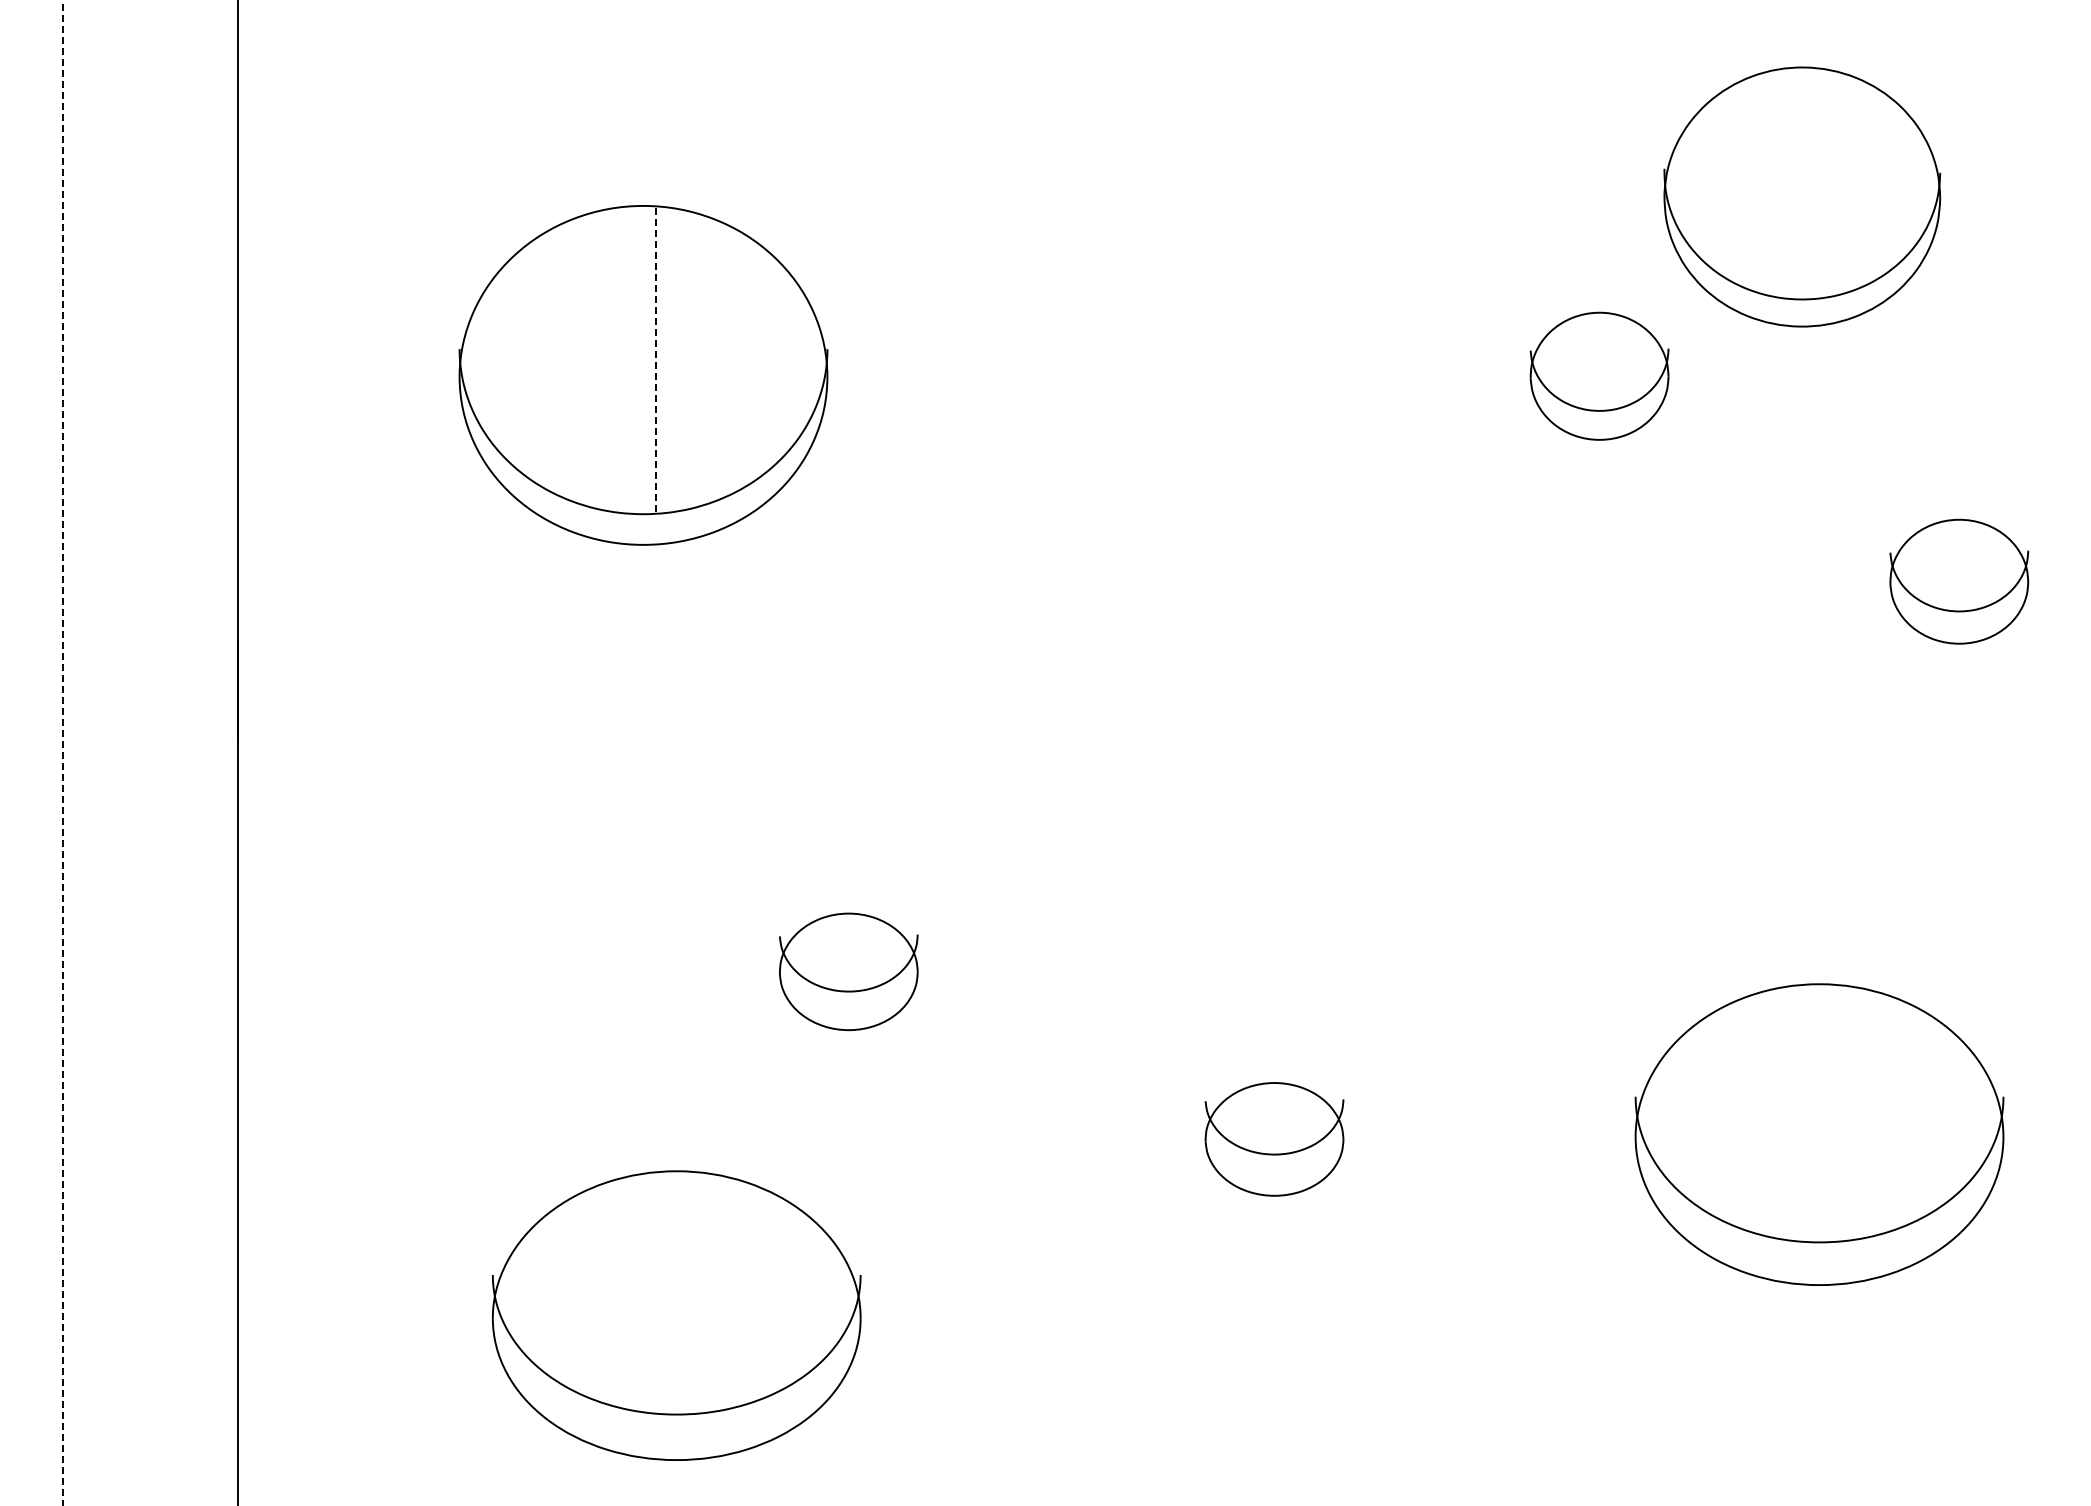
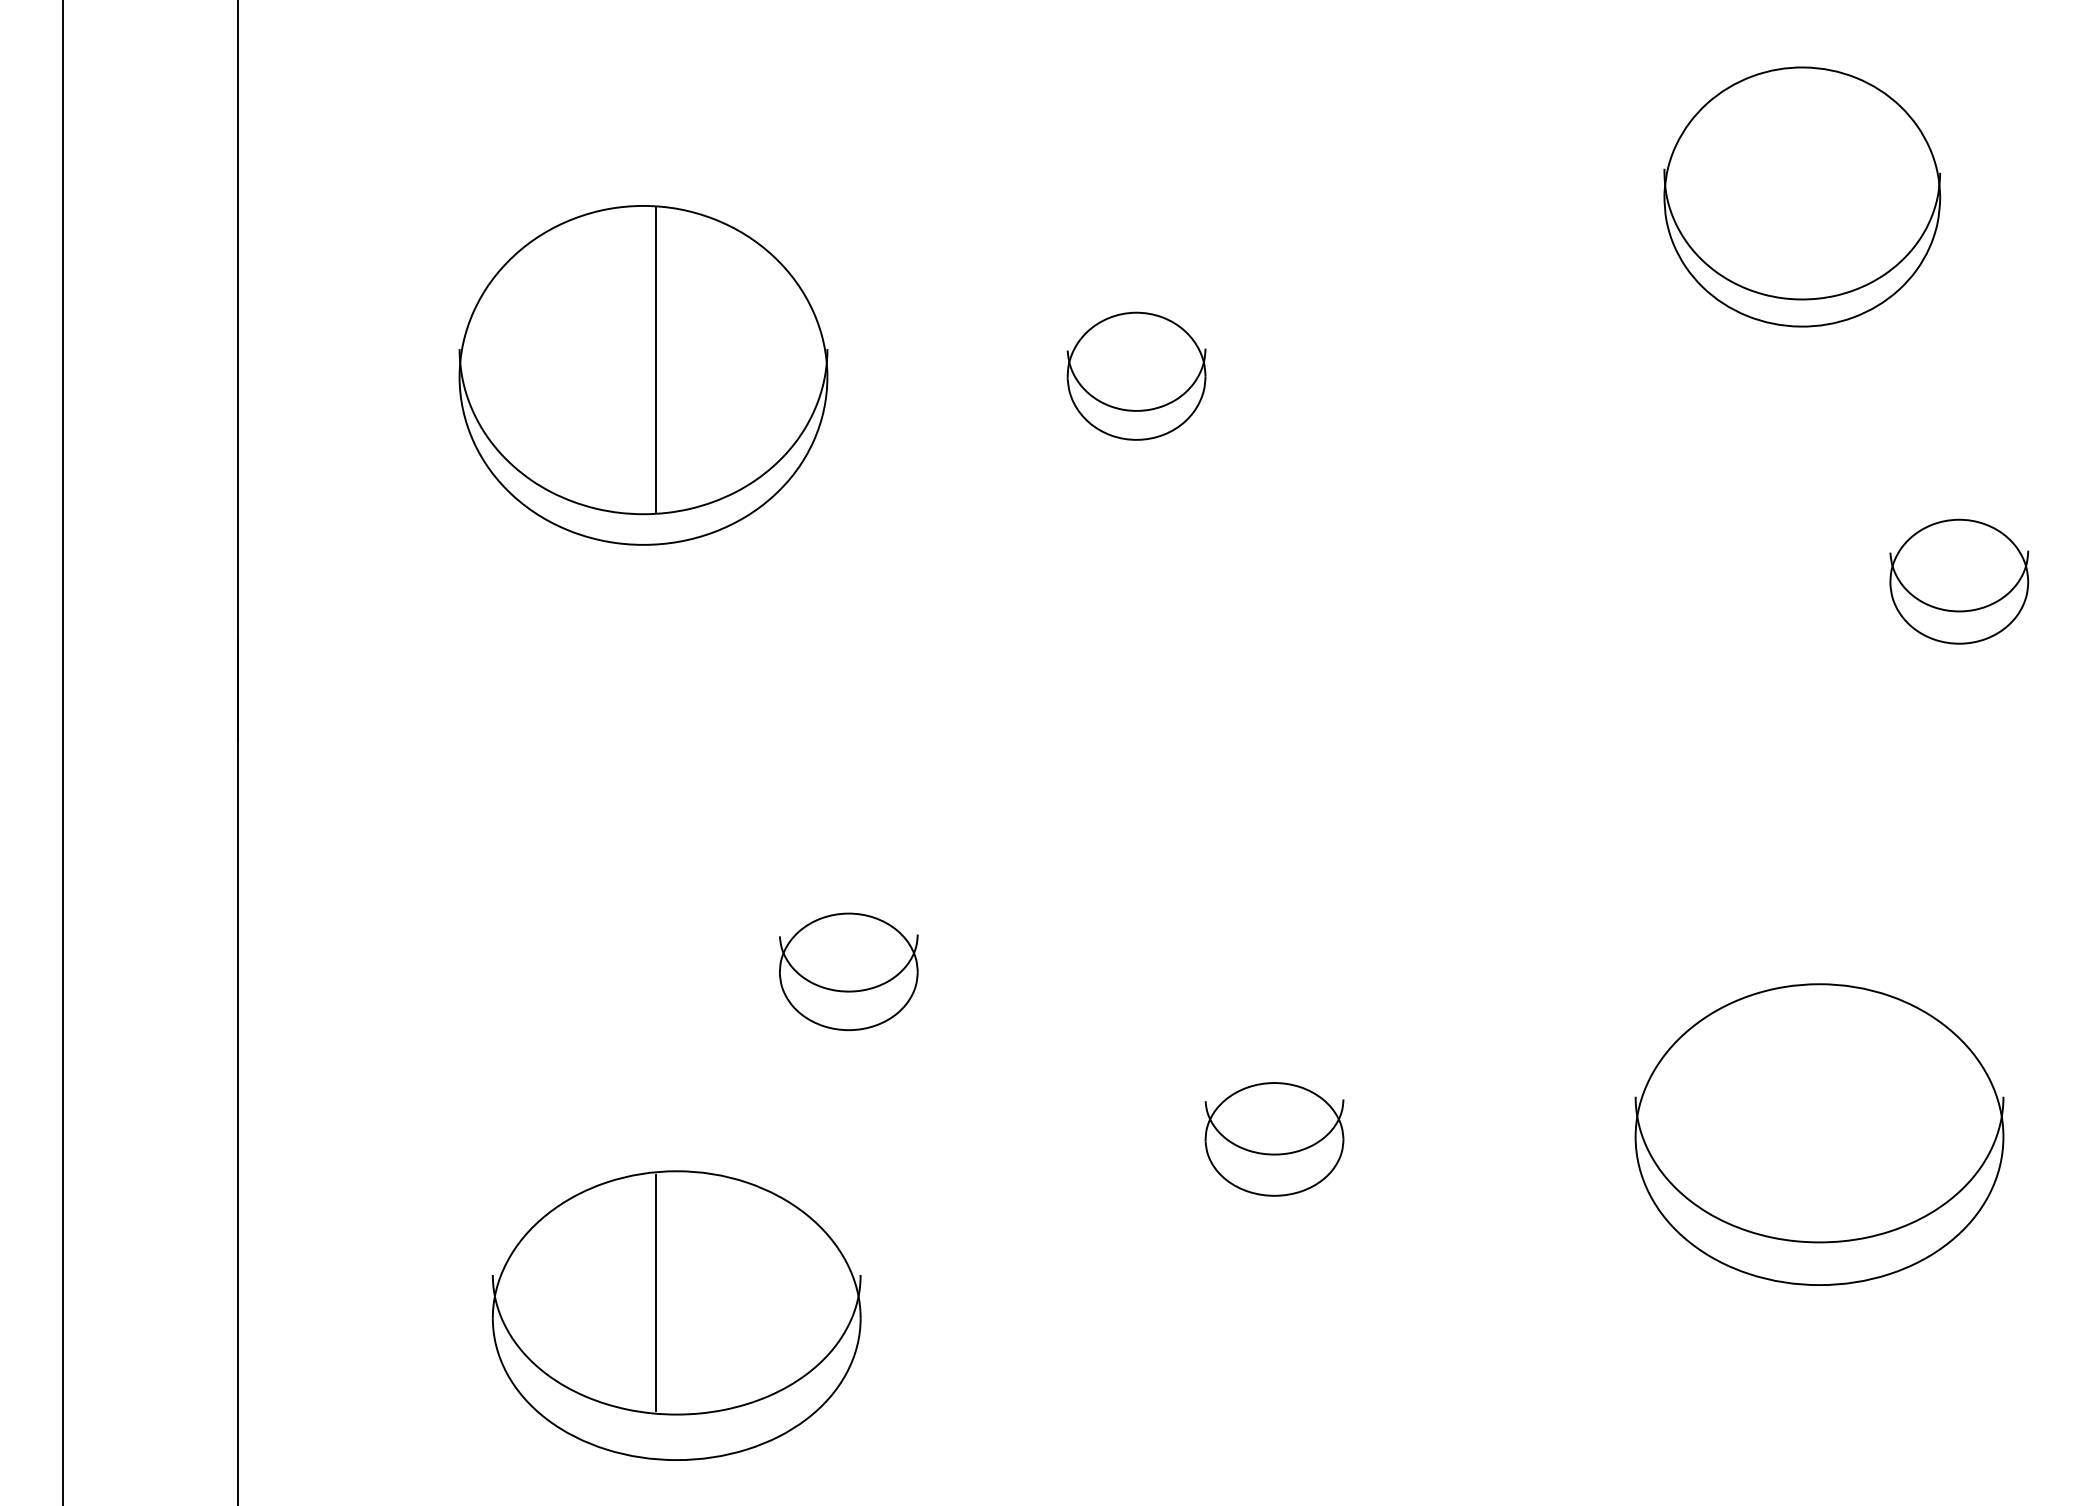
line: dashed -> solid (655, 360)
part position: (1599, 375) -> (1136, 375) (1136, 375)
line: dashed -> solid (62, 752)
line: none -> present (655, 1292)
